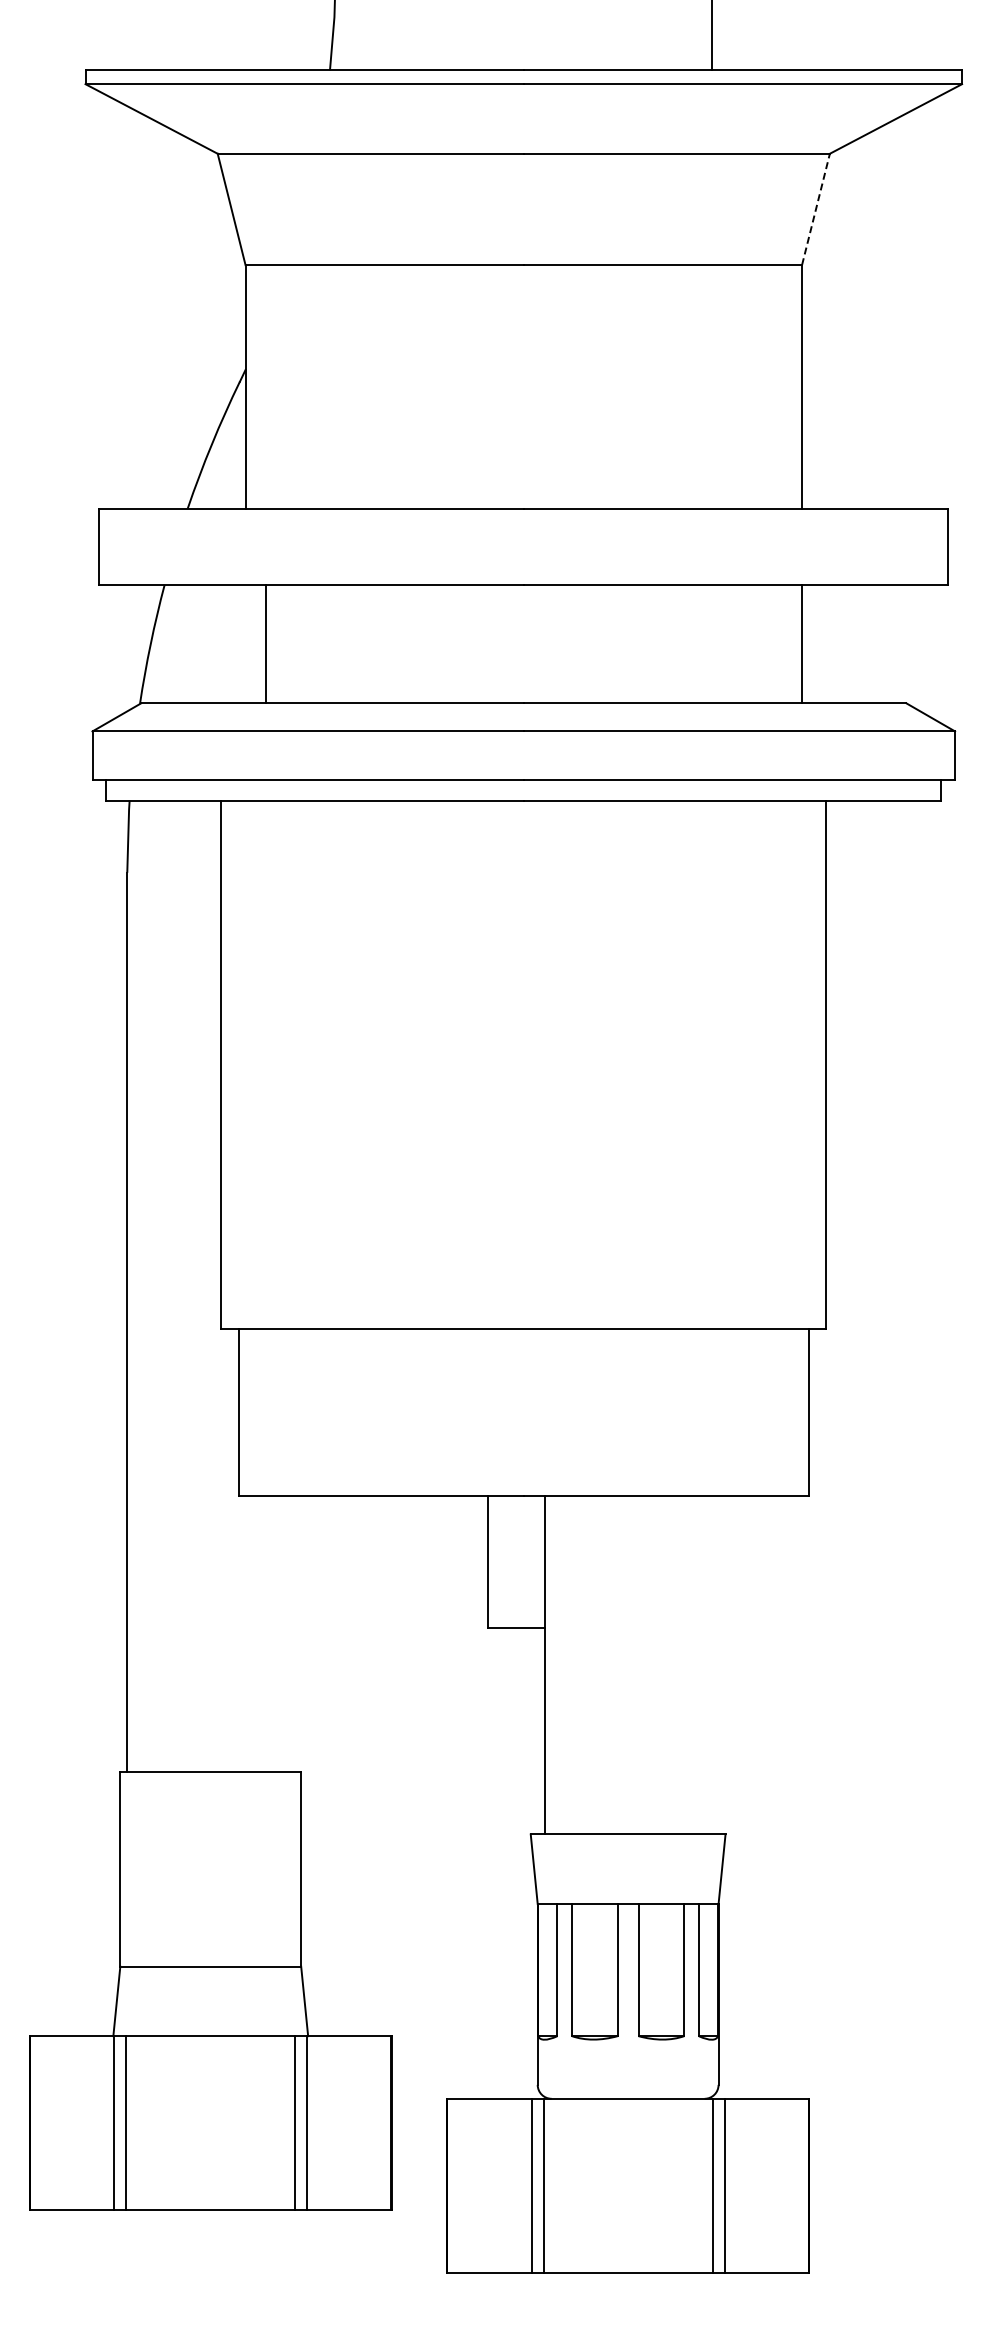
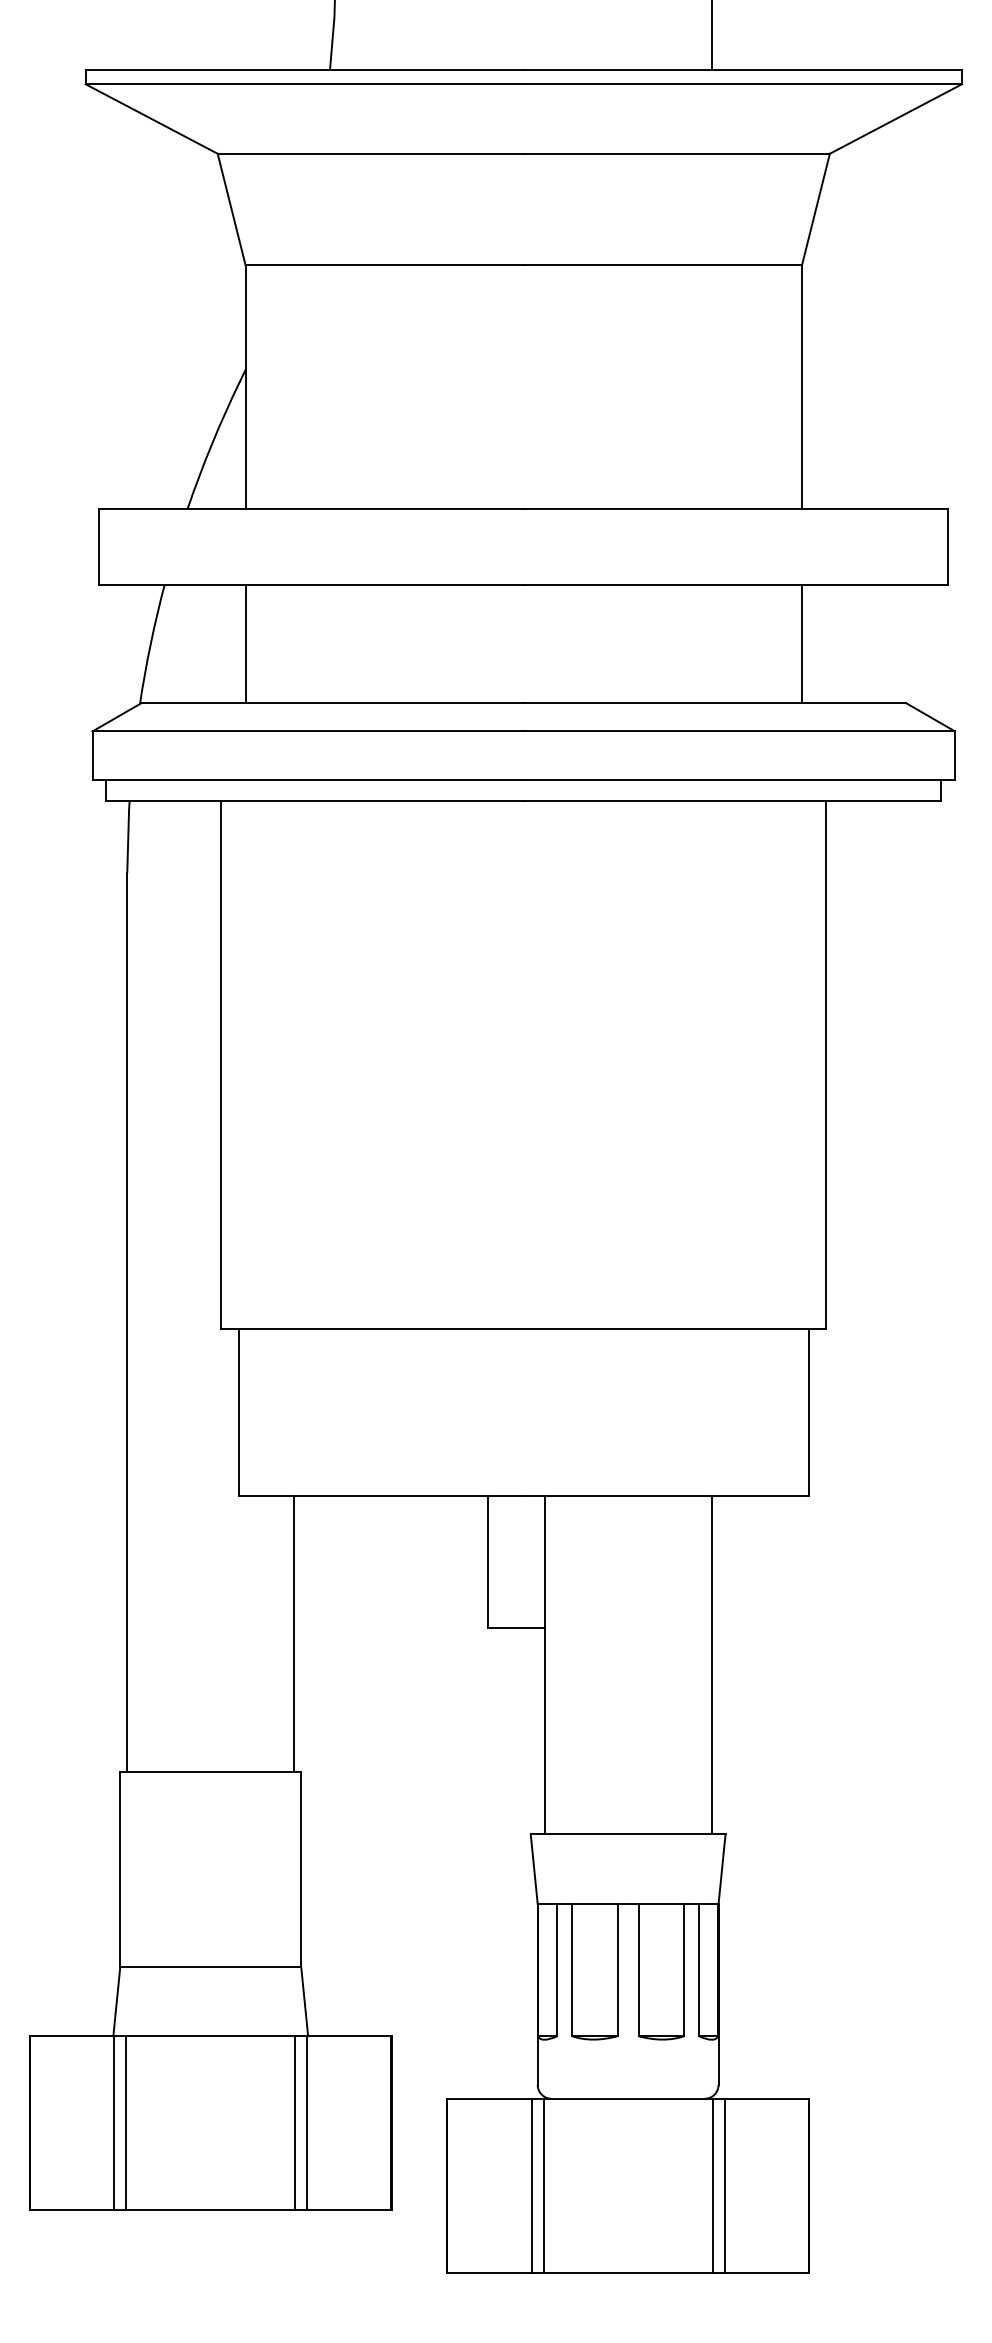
line: dashed -> solid (816, 208)
line position: (265, 644) -> (245, 644) (245, 644)
line: none -> present (294, 1633)
line: none -> present (711, 1665)
